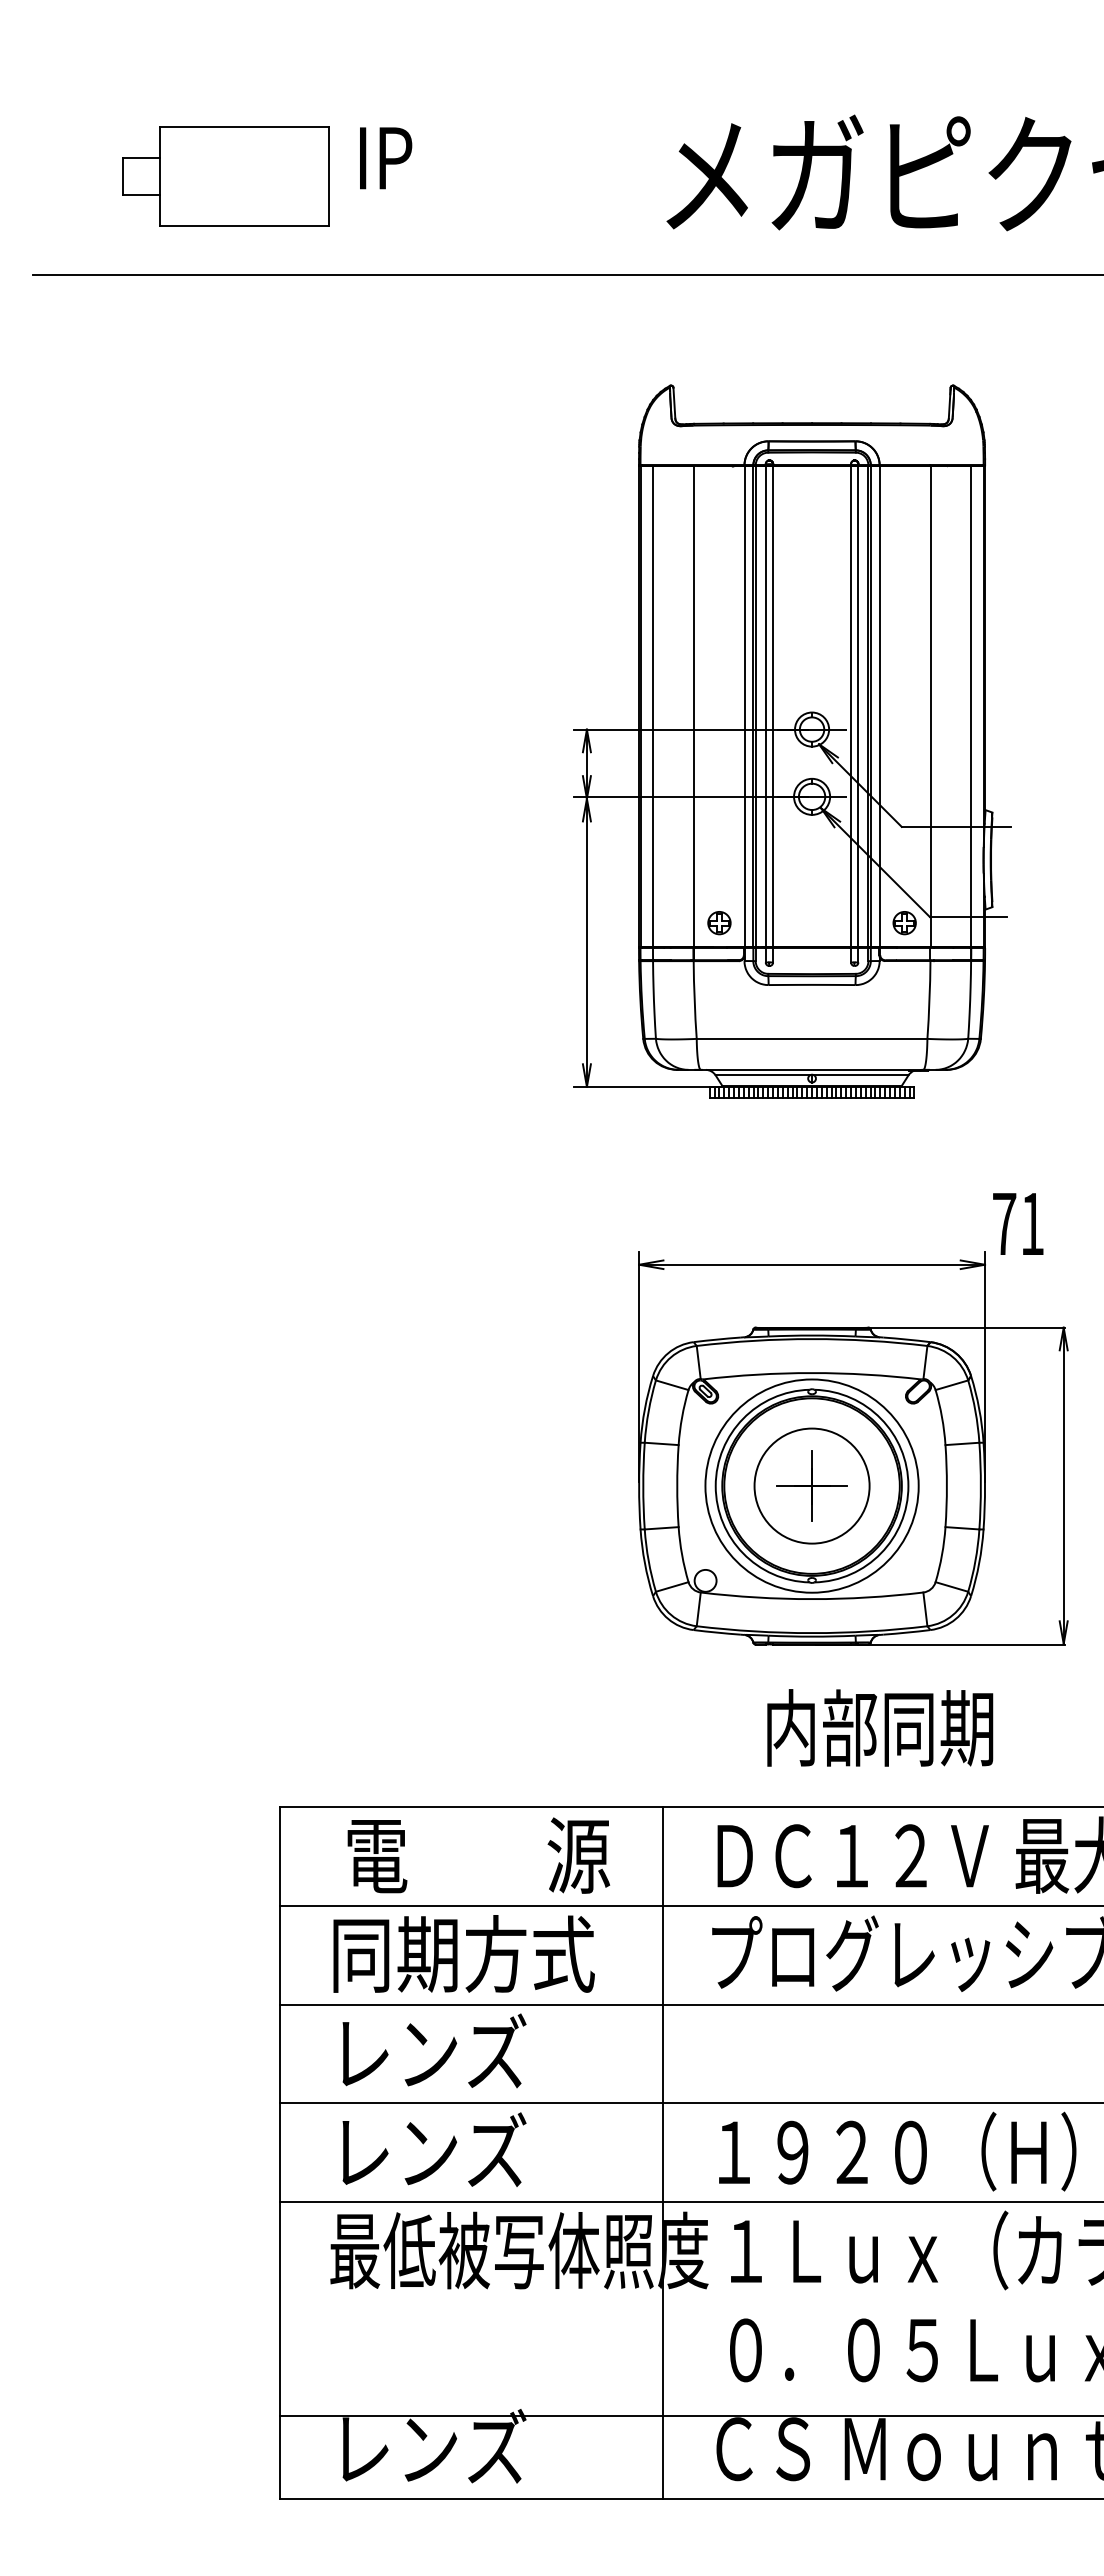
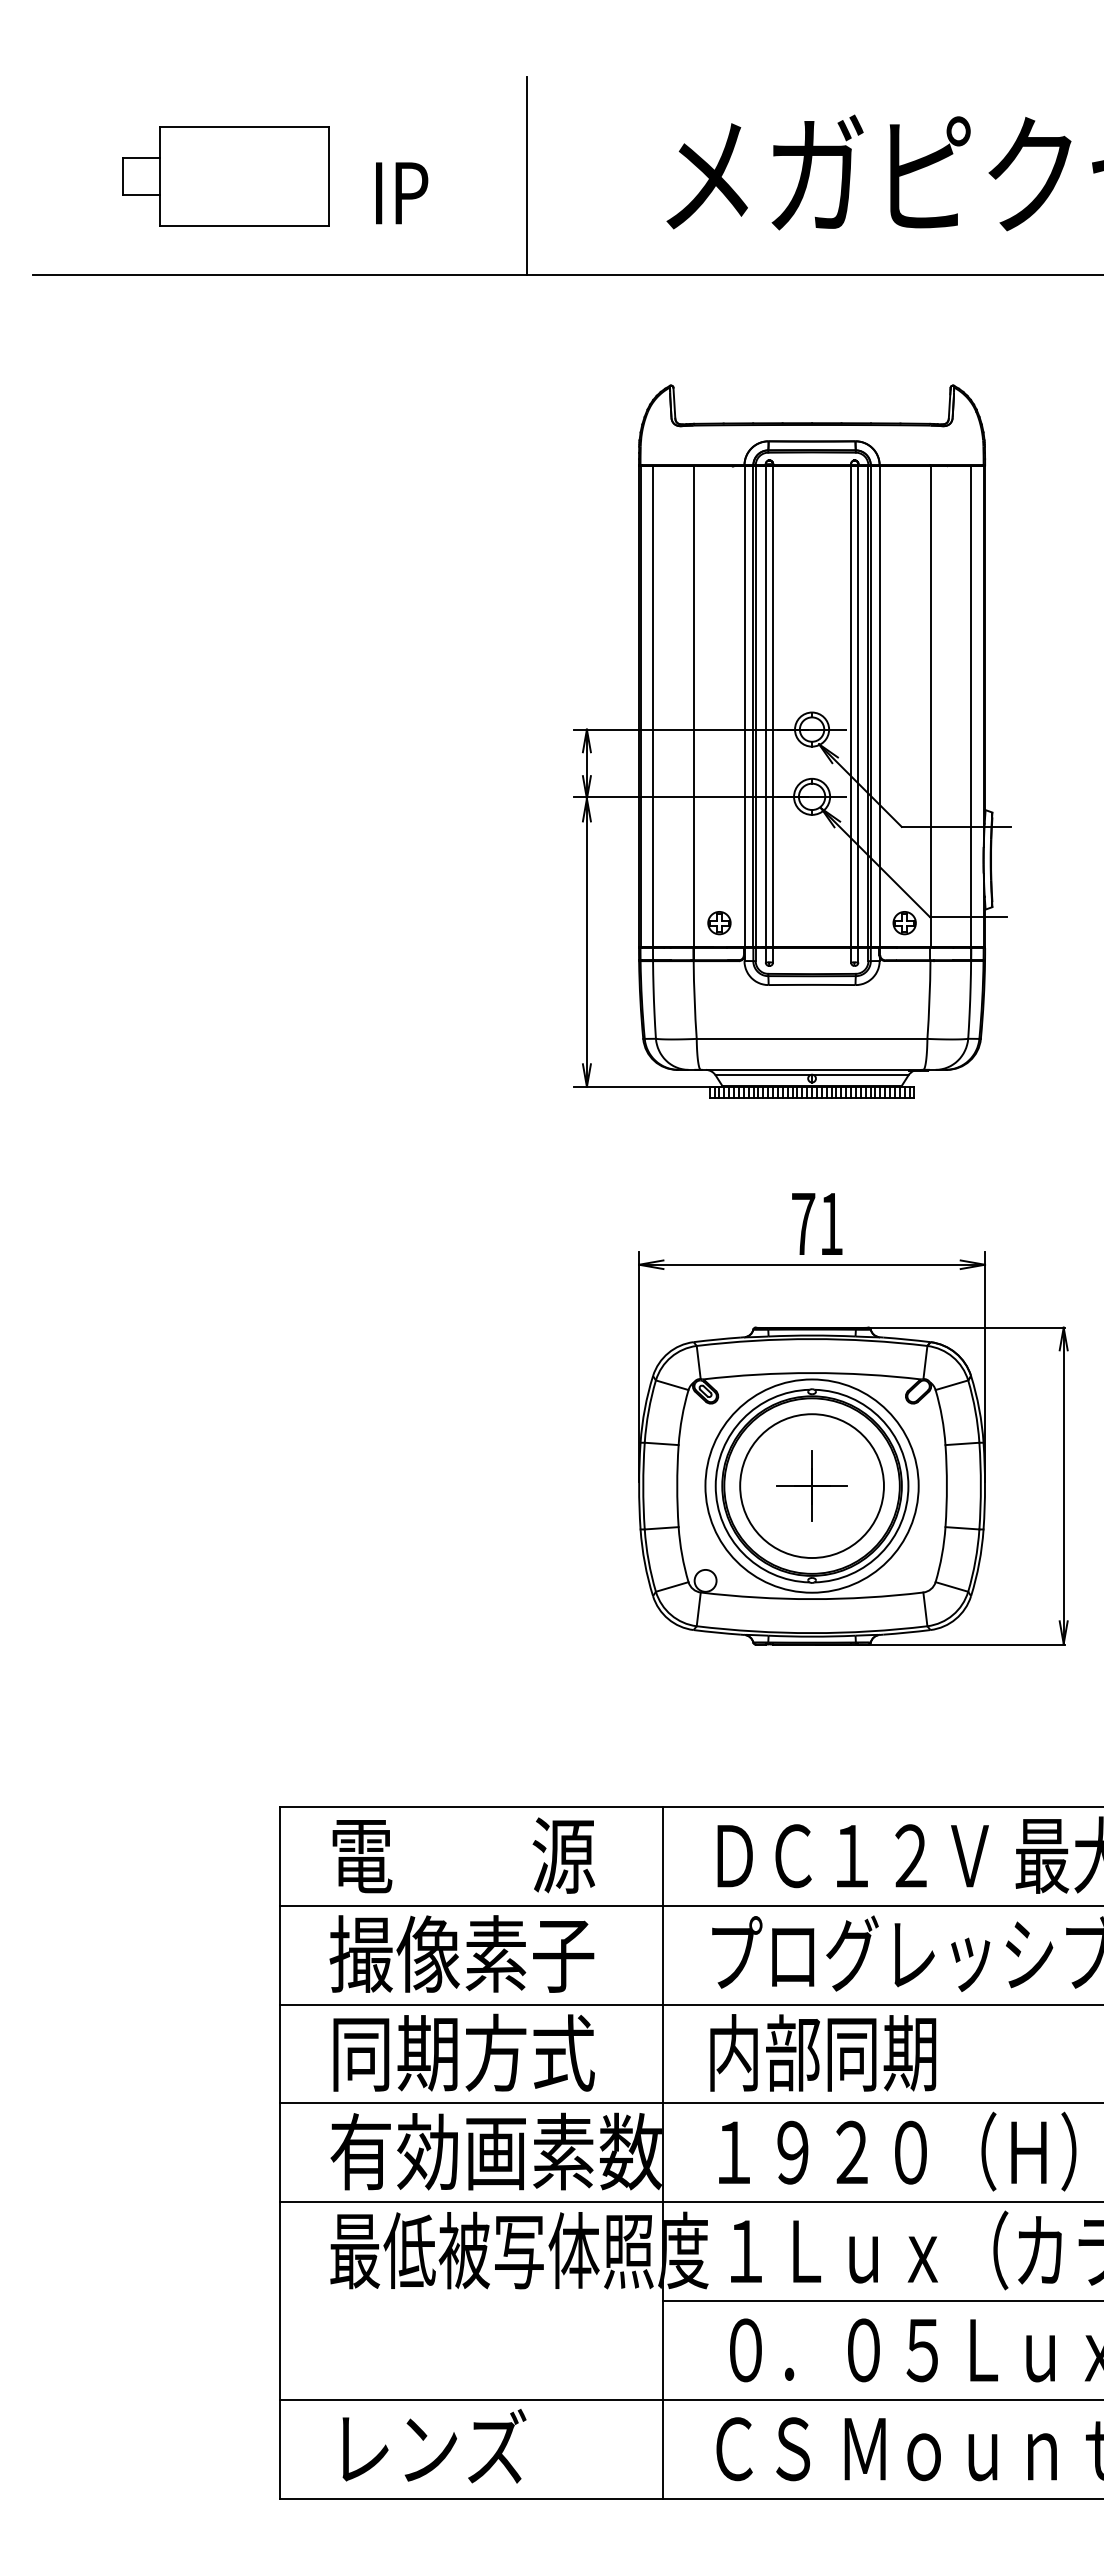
text position: (386, 158) -> (402, 193) (402, 193)
line: none -> present (527, 175)
text position: (1018, 1223) -> (817, 1223) (817, 1223)
circle diameter: 115 px -> 144 px (811, 1486)
text position: (880, 1727) -> (823, 2052) (823, 2052)
text position: (478, 1855) -> (463, 1855) (463, 1855)
text: 同期方式 -> 撮像素子 (461, 1953)
text: レンズ -> 同期方式 (463, 2052)
text: レンズ -> 有効画素数 (495, 2151)
line: none -> present (881, 2301)
line position: (690, 2415) -> (690, 2399) (690, 2399)
